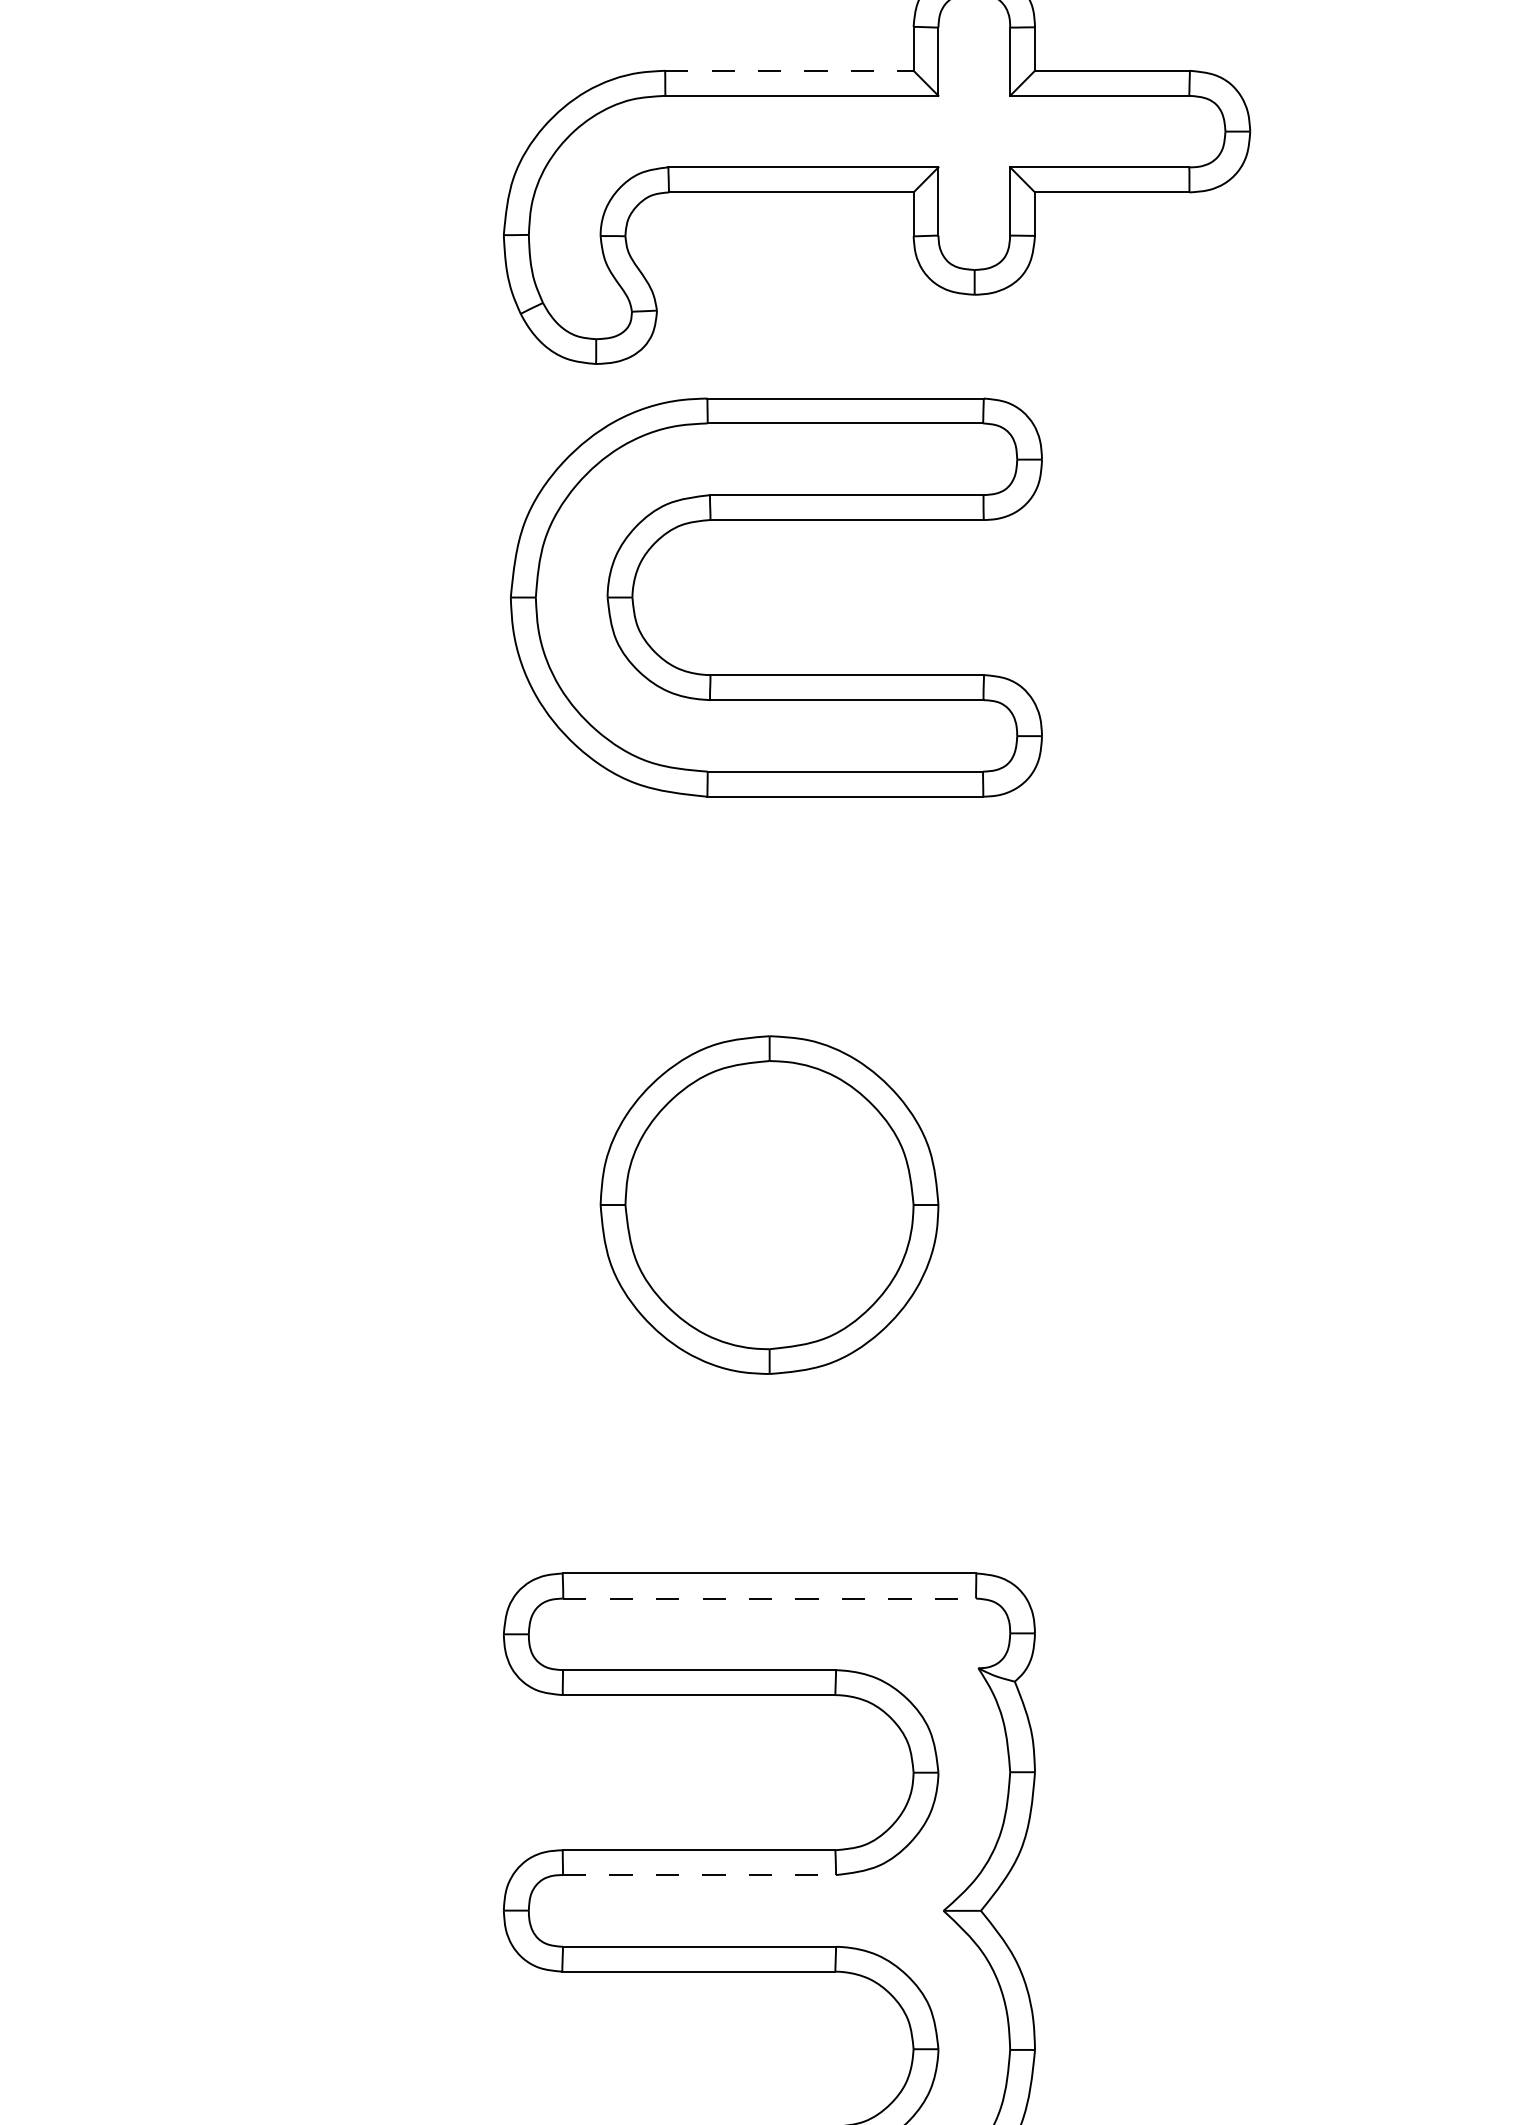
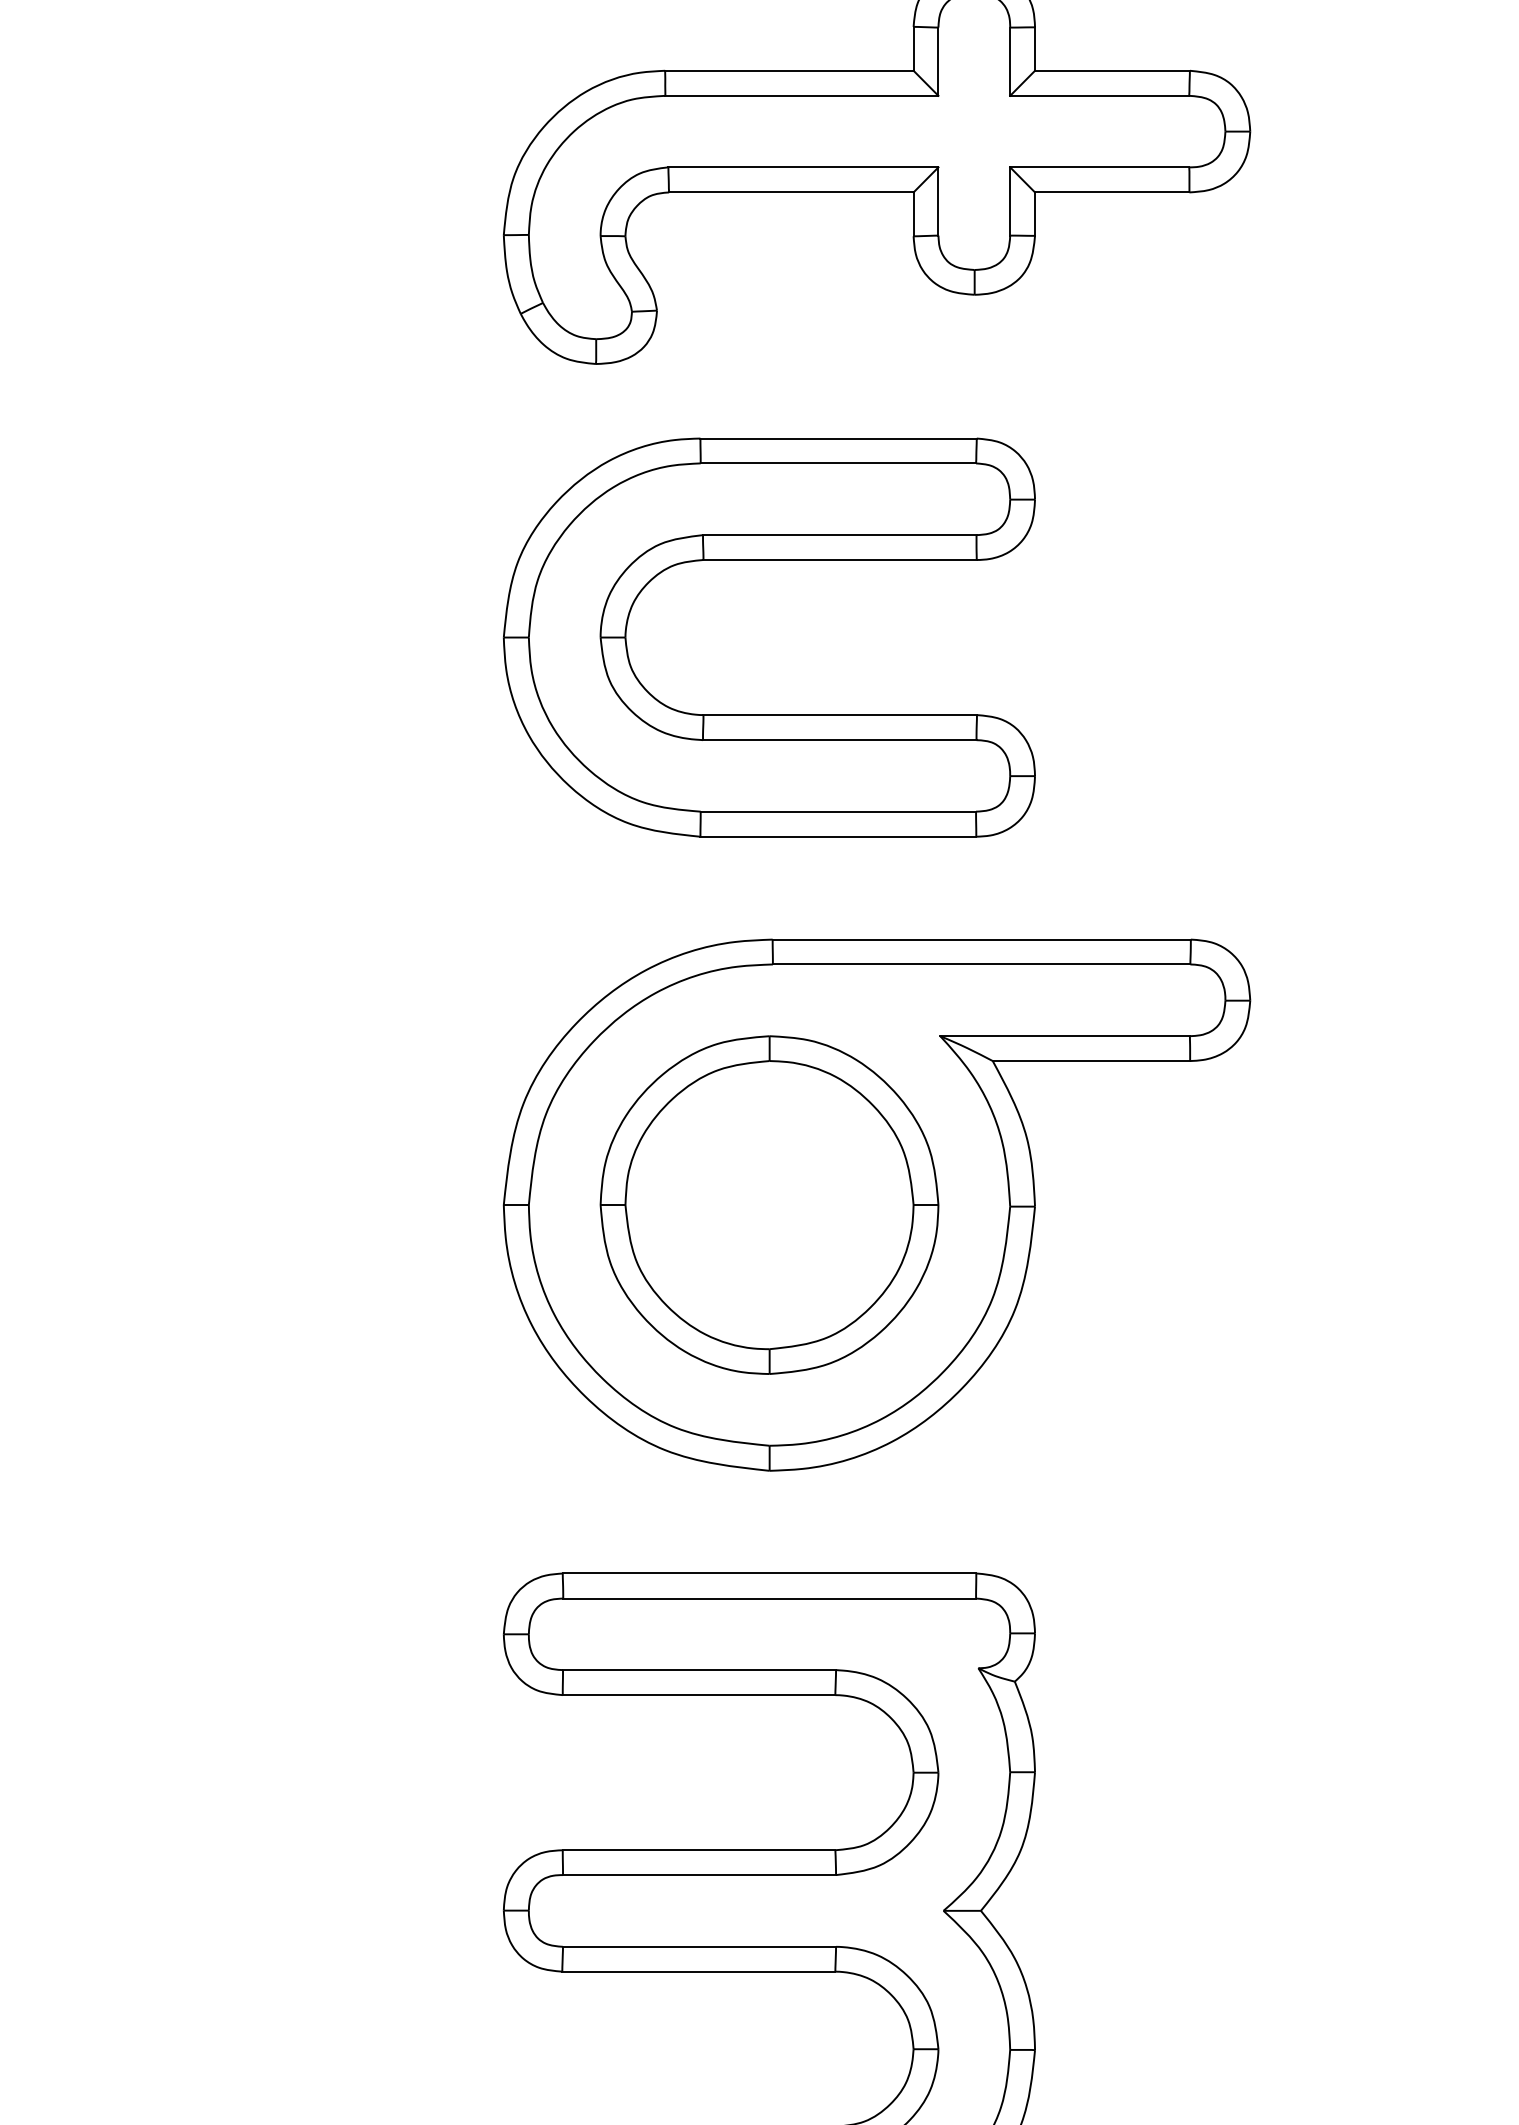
line: dashed -> solid (789, 70)
part position: (775, 520) -> (768, 560) (768, 560)
part: none -> present (876, 1204)
line: dashed -> solid (770, 1598)
line: dashed -> solid (699, 1875)
